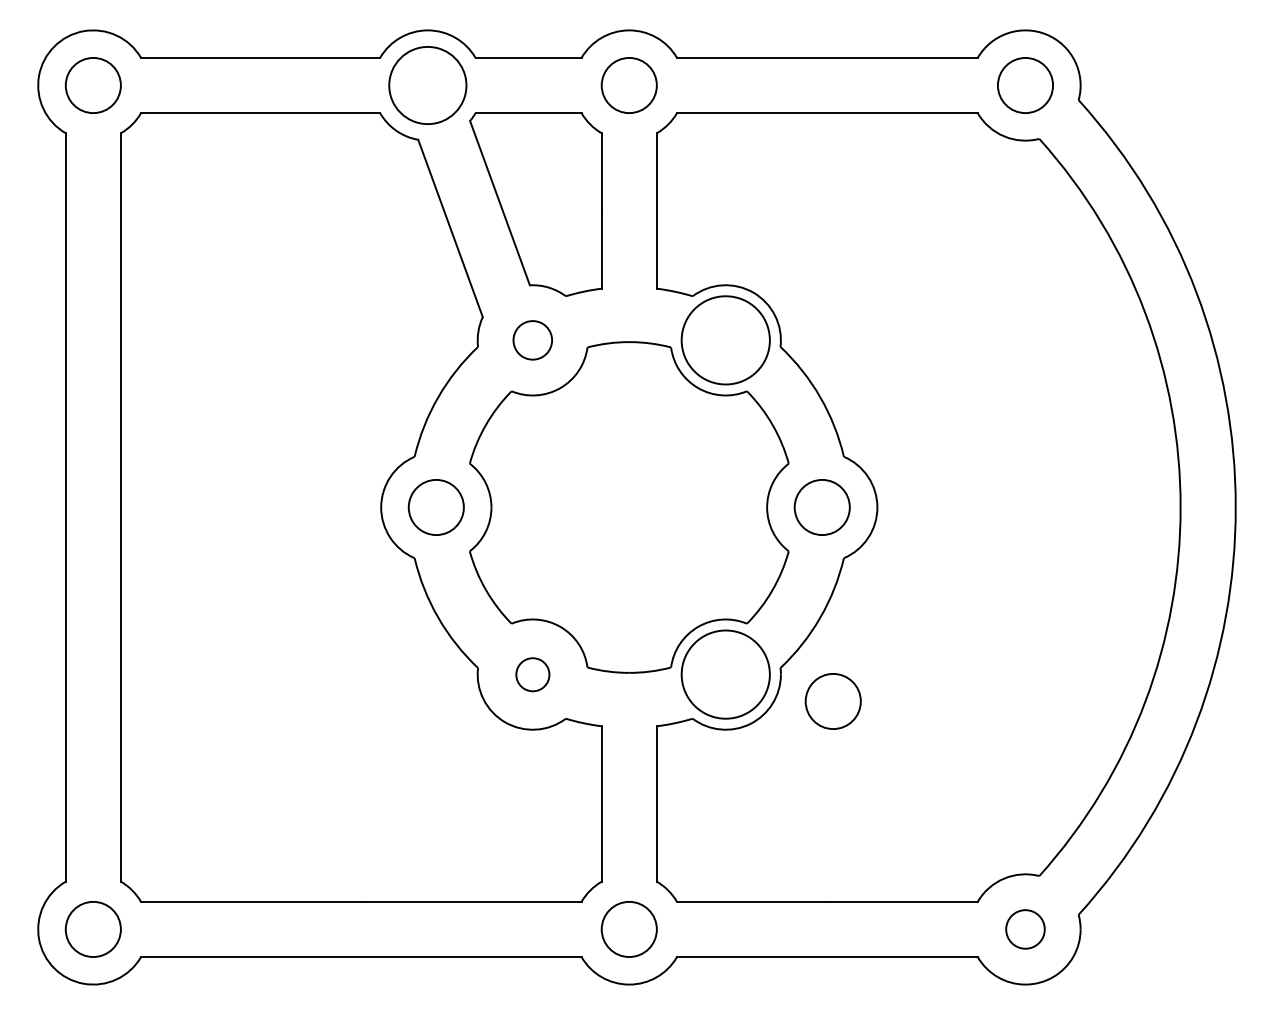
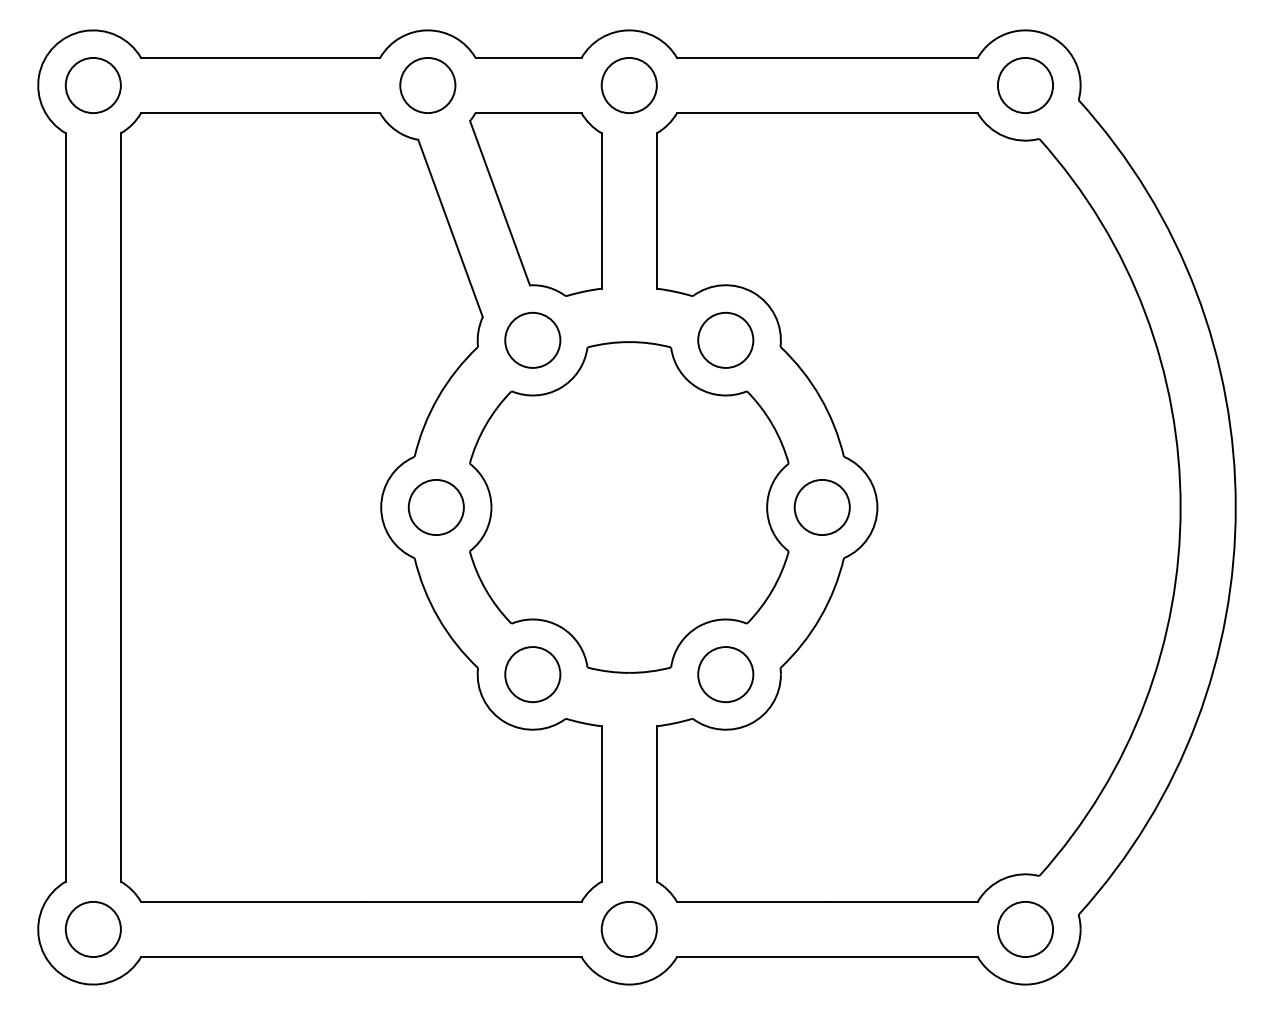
circle diameter: 77 px -> 55 px (427, 85)
circle diameter: 39 px -> 55 px (532, 339)
circle diameter: 88 px -> 55 px (725, 339)
circle size: 36x36 px -> 58x58 px (532, 674)
circle diameter: 88 px -> 55 px (725, 674)
circle: present -> none (832, 701)
circle diameter: 39 px -> 55 px (1025, 929)
